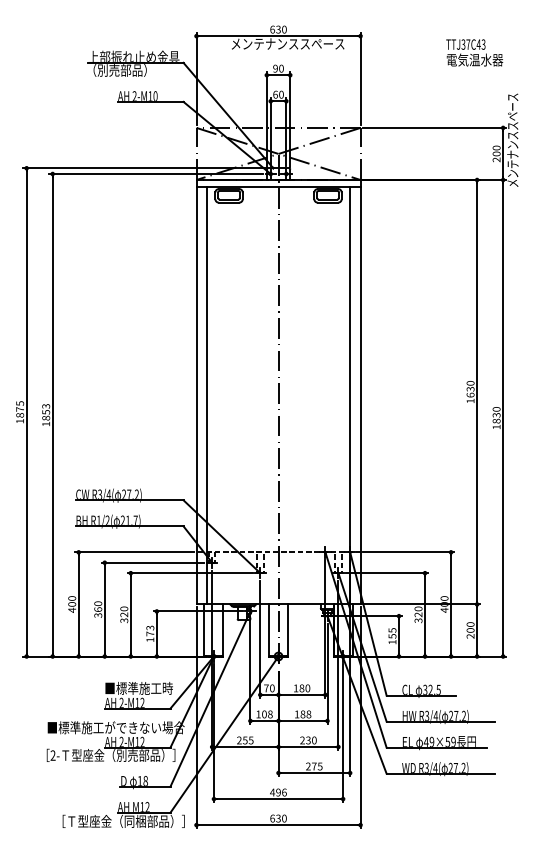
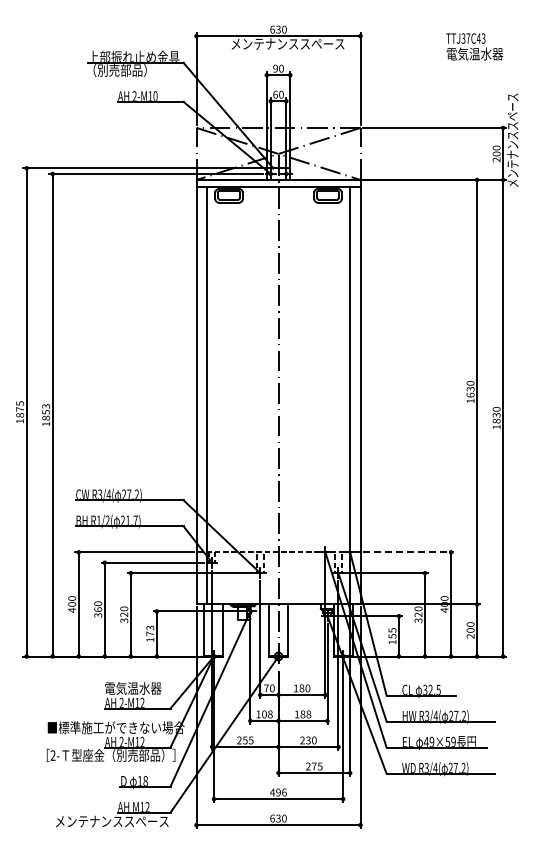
text position: (474, 52) -> (474, 46) (474, 46)
line: solid -> dashed (408, 552)
text: ■標準施工時 -> 電気温水器 (138, 688)
text: ［Ｔ型座金（同梱部品）］ -> メンテナンススペース (120, 820)
